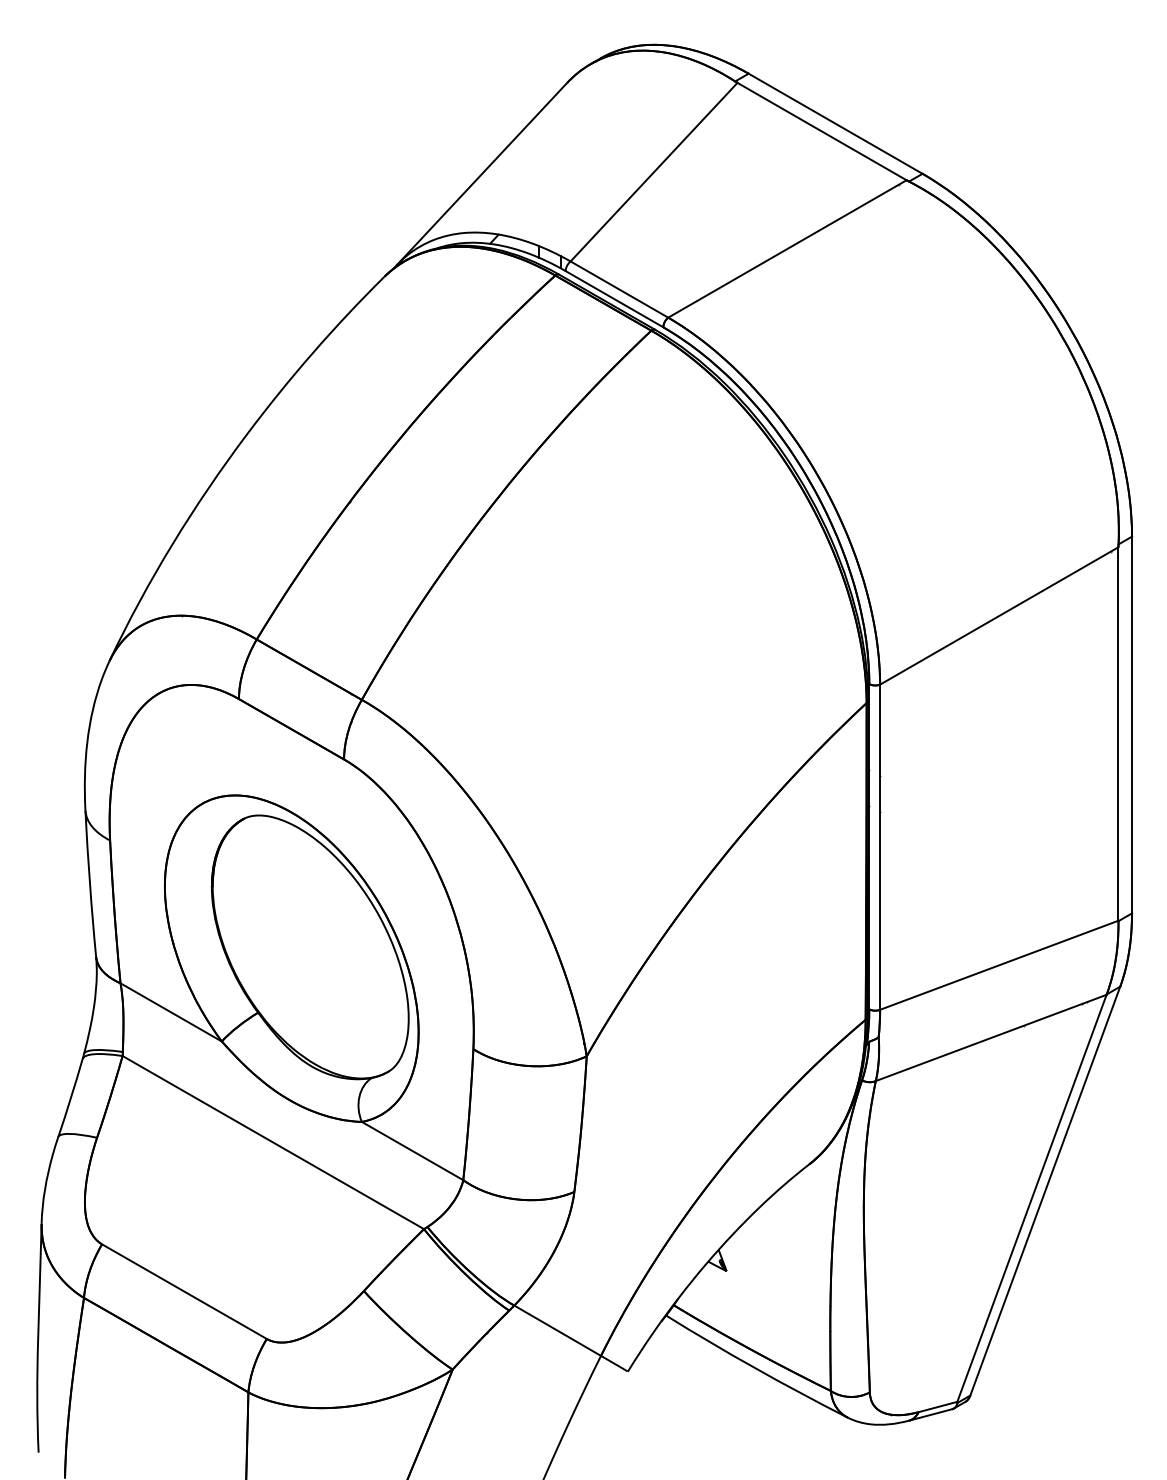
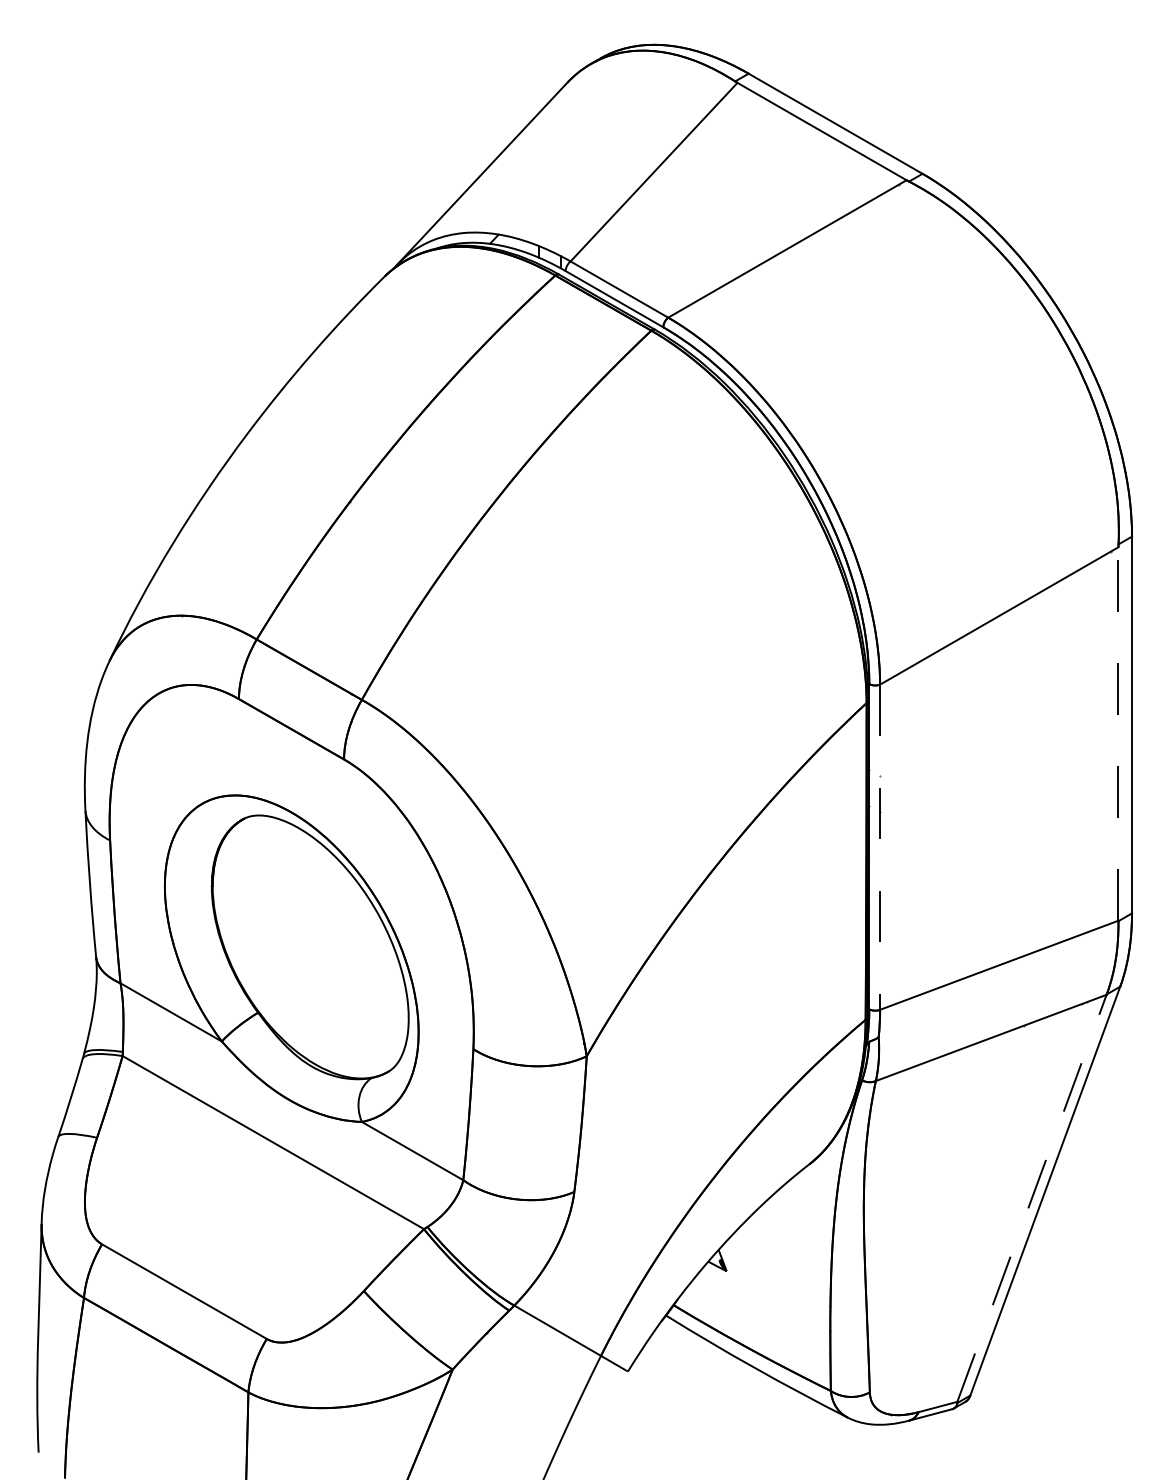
line: solid -> dashed (1118, 734)
line: solid -> dashed (880, 847)
line: solid -> dashed (1031, 1198)
